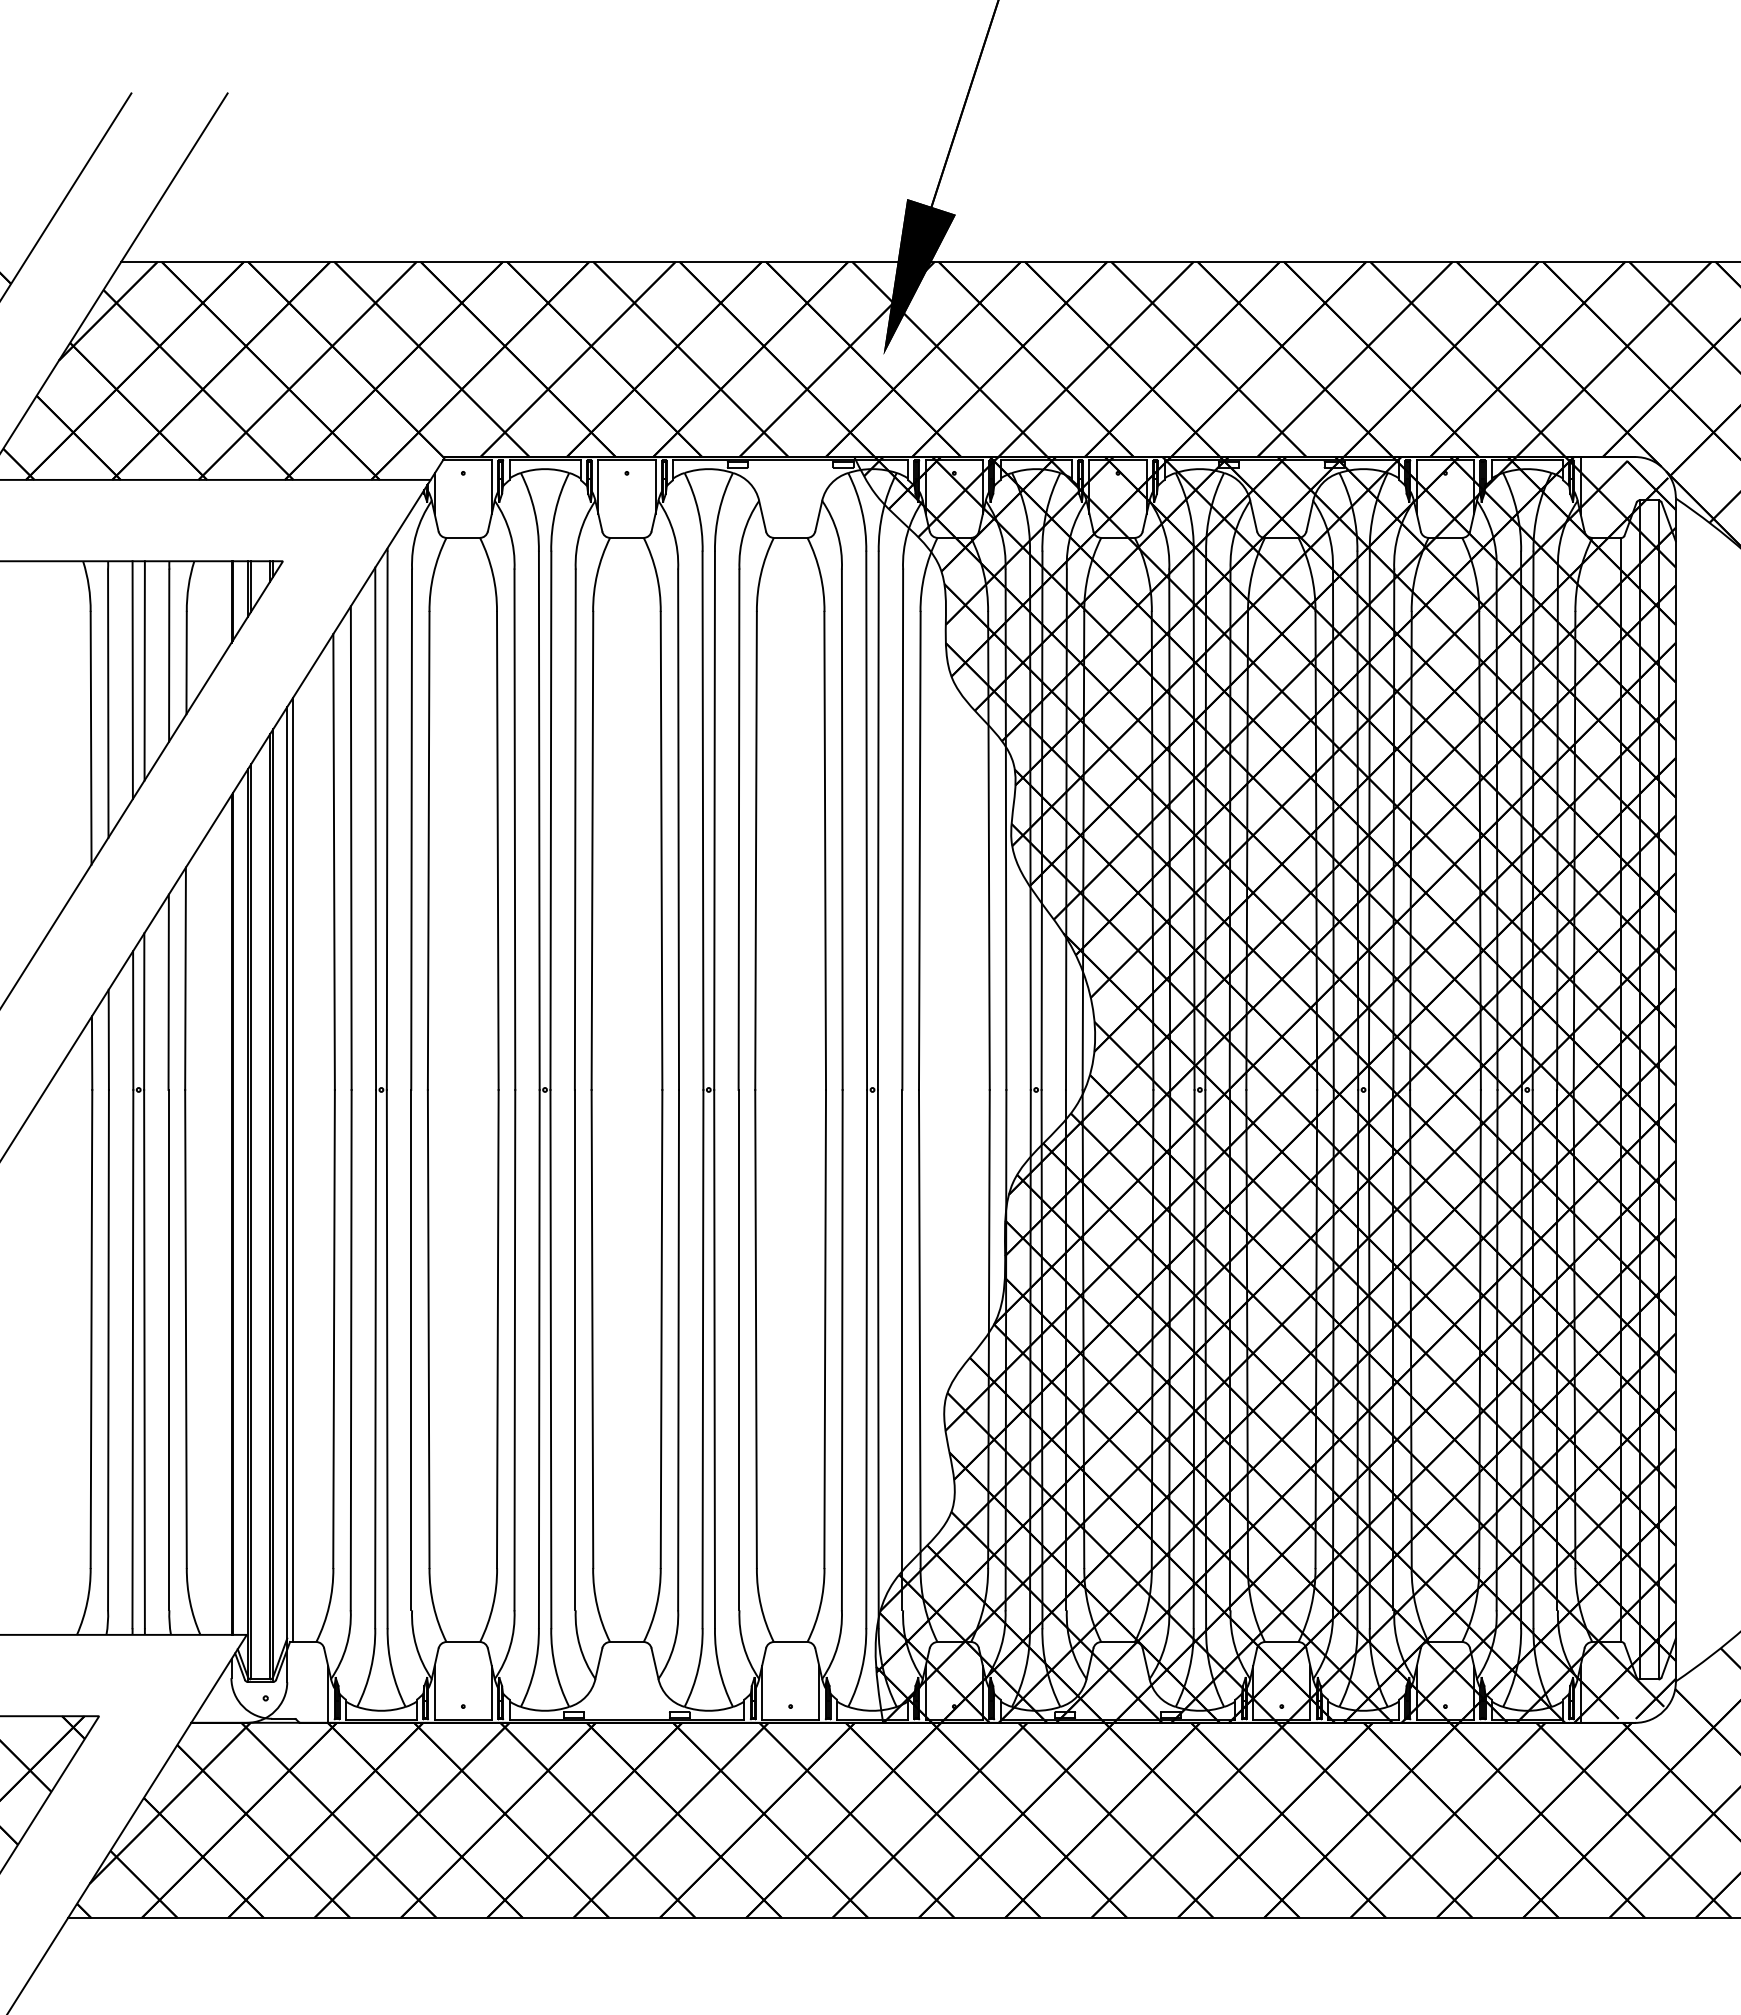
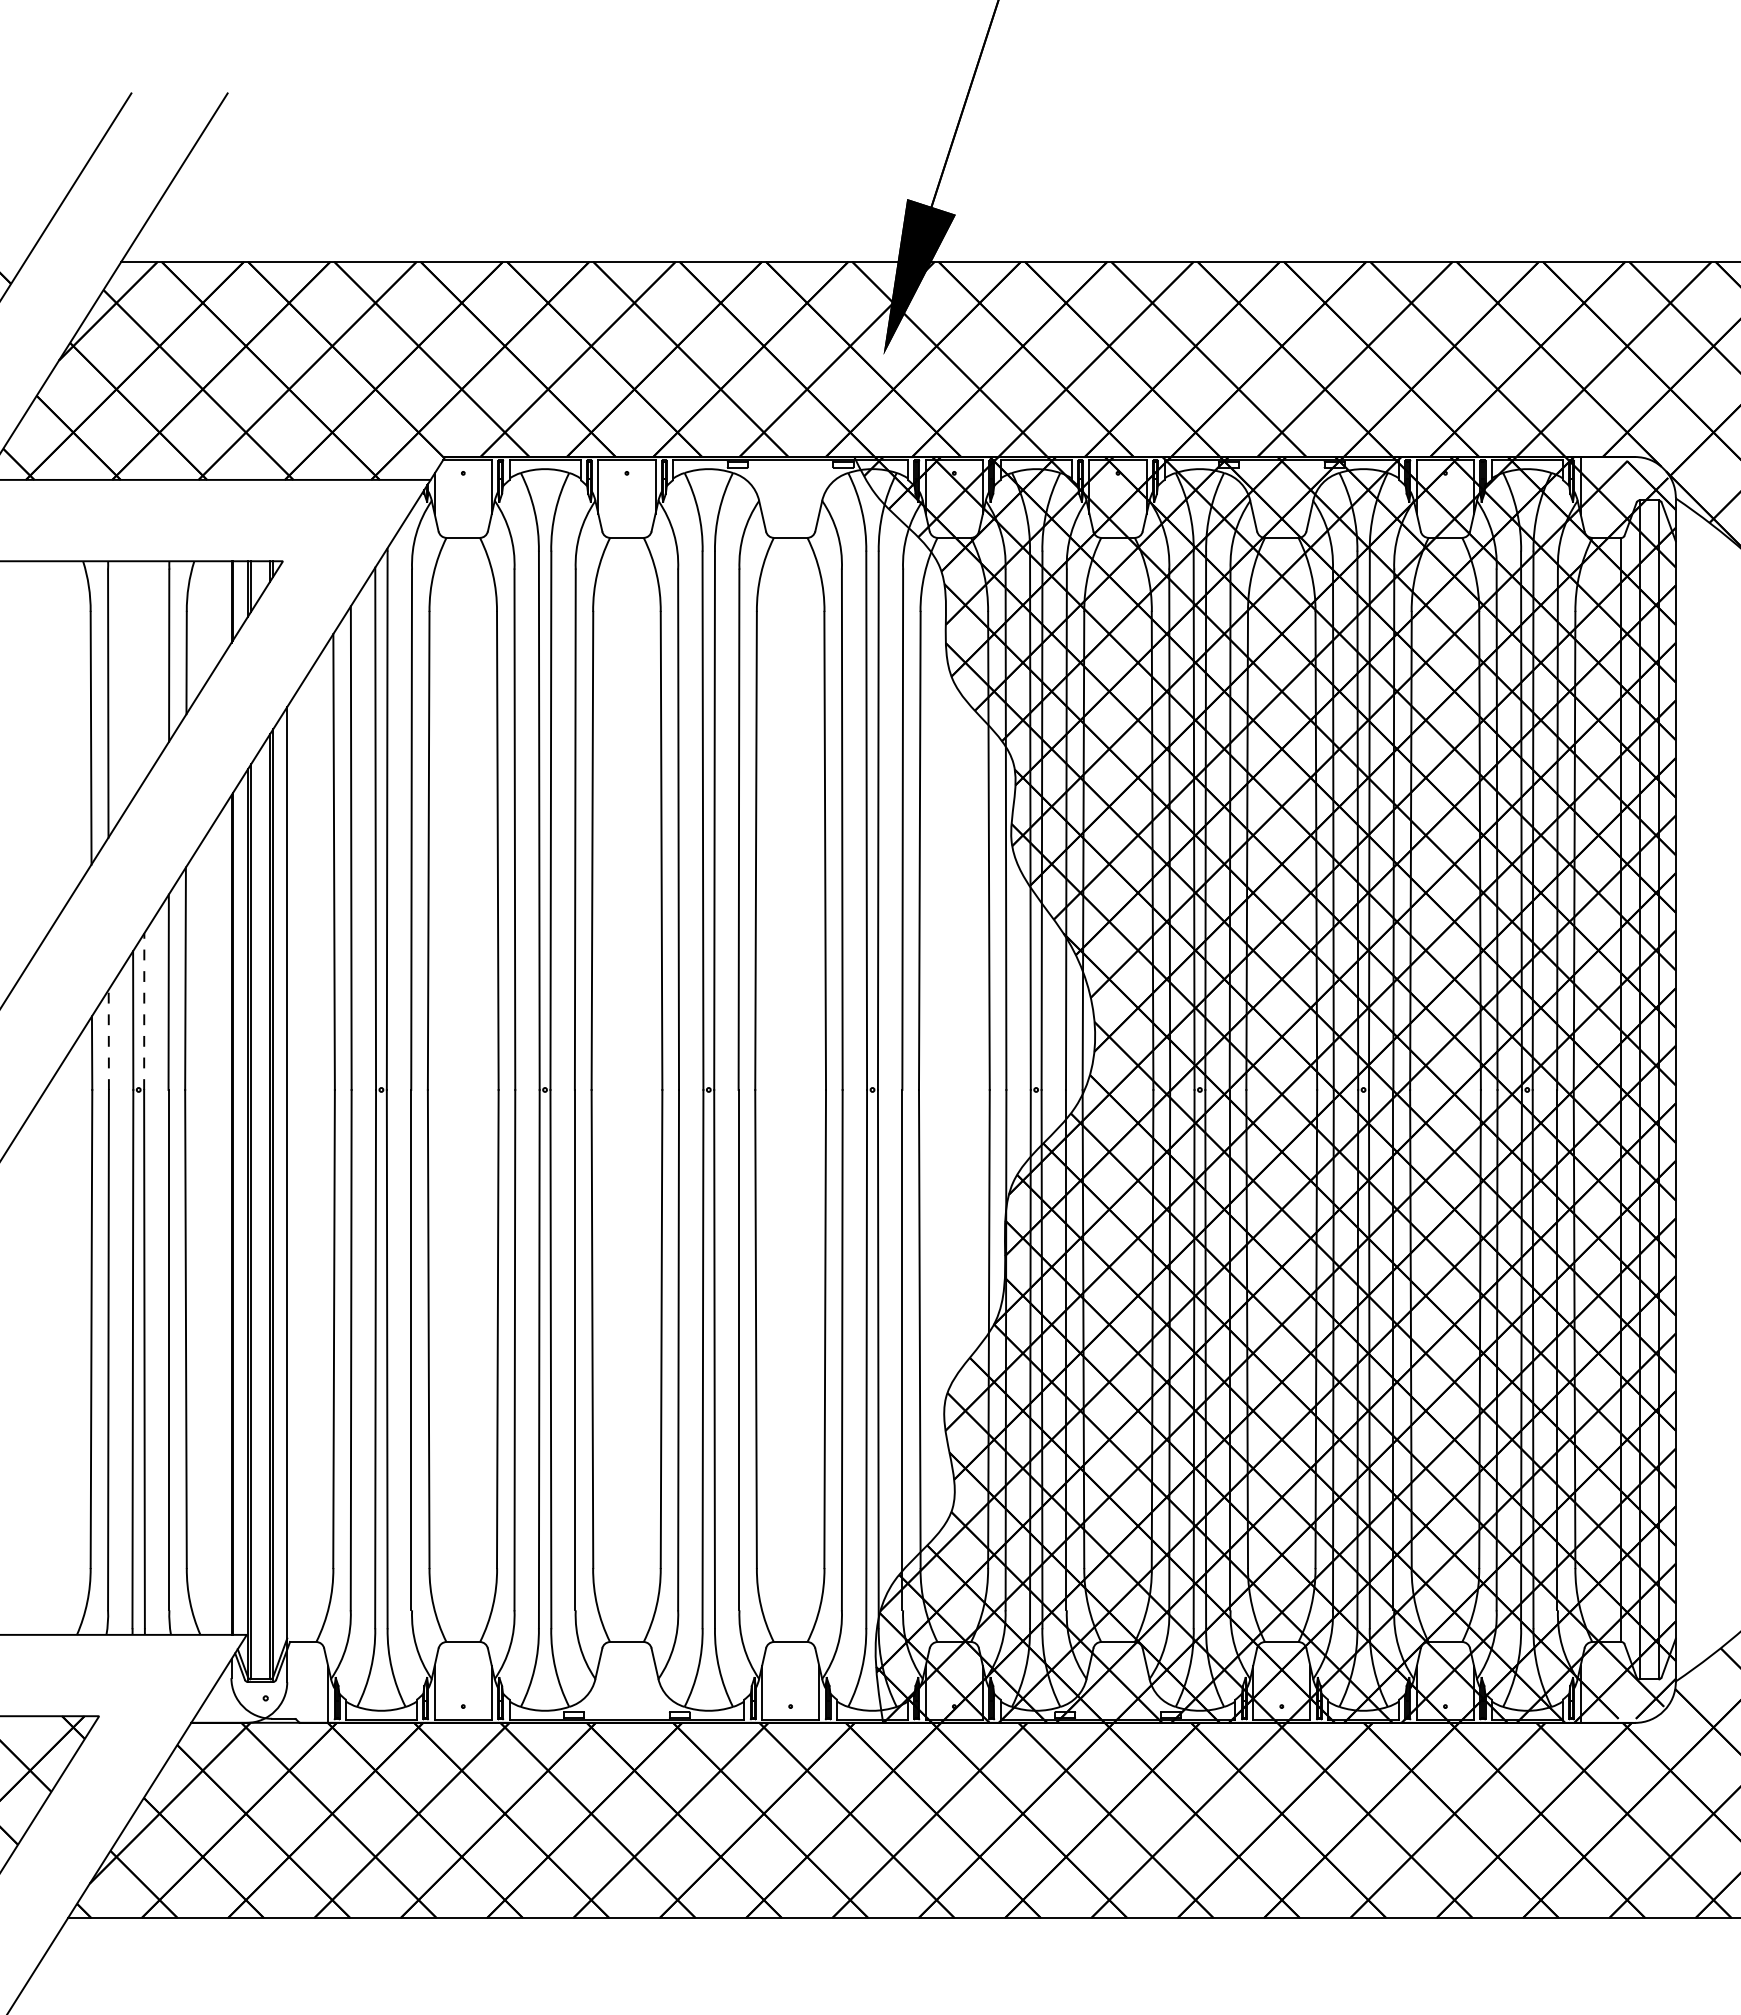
line: present -> none (144, 670)
line: present -> none (132, 680)
line: solid -> dashed (144, 1011)
line: solid -> dashed (108, 1039)
line: present -> none (292, 1170)
